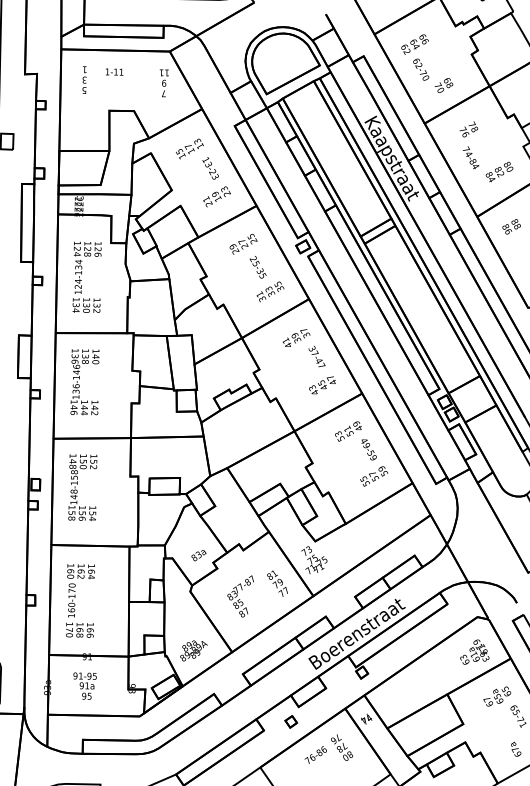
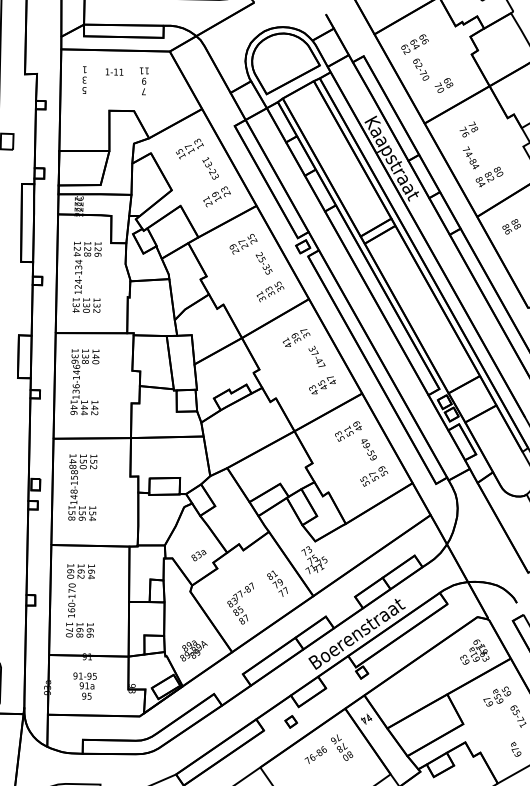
text position: (163, 83) -> (143, 81) (143, 81)
text position: (499, 171) -> (489, 176) (489, 176)
text position: (257, 267) -> (263, 263) (263, 263)
text position: (240, 596) -> (240, 603) (240, 603)
